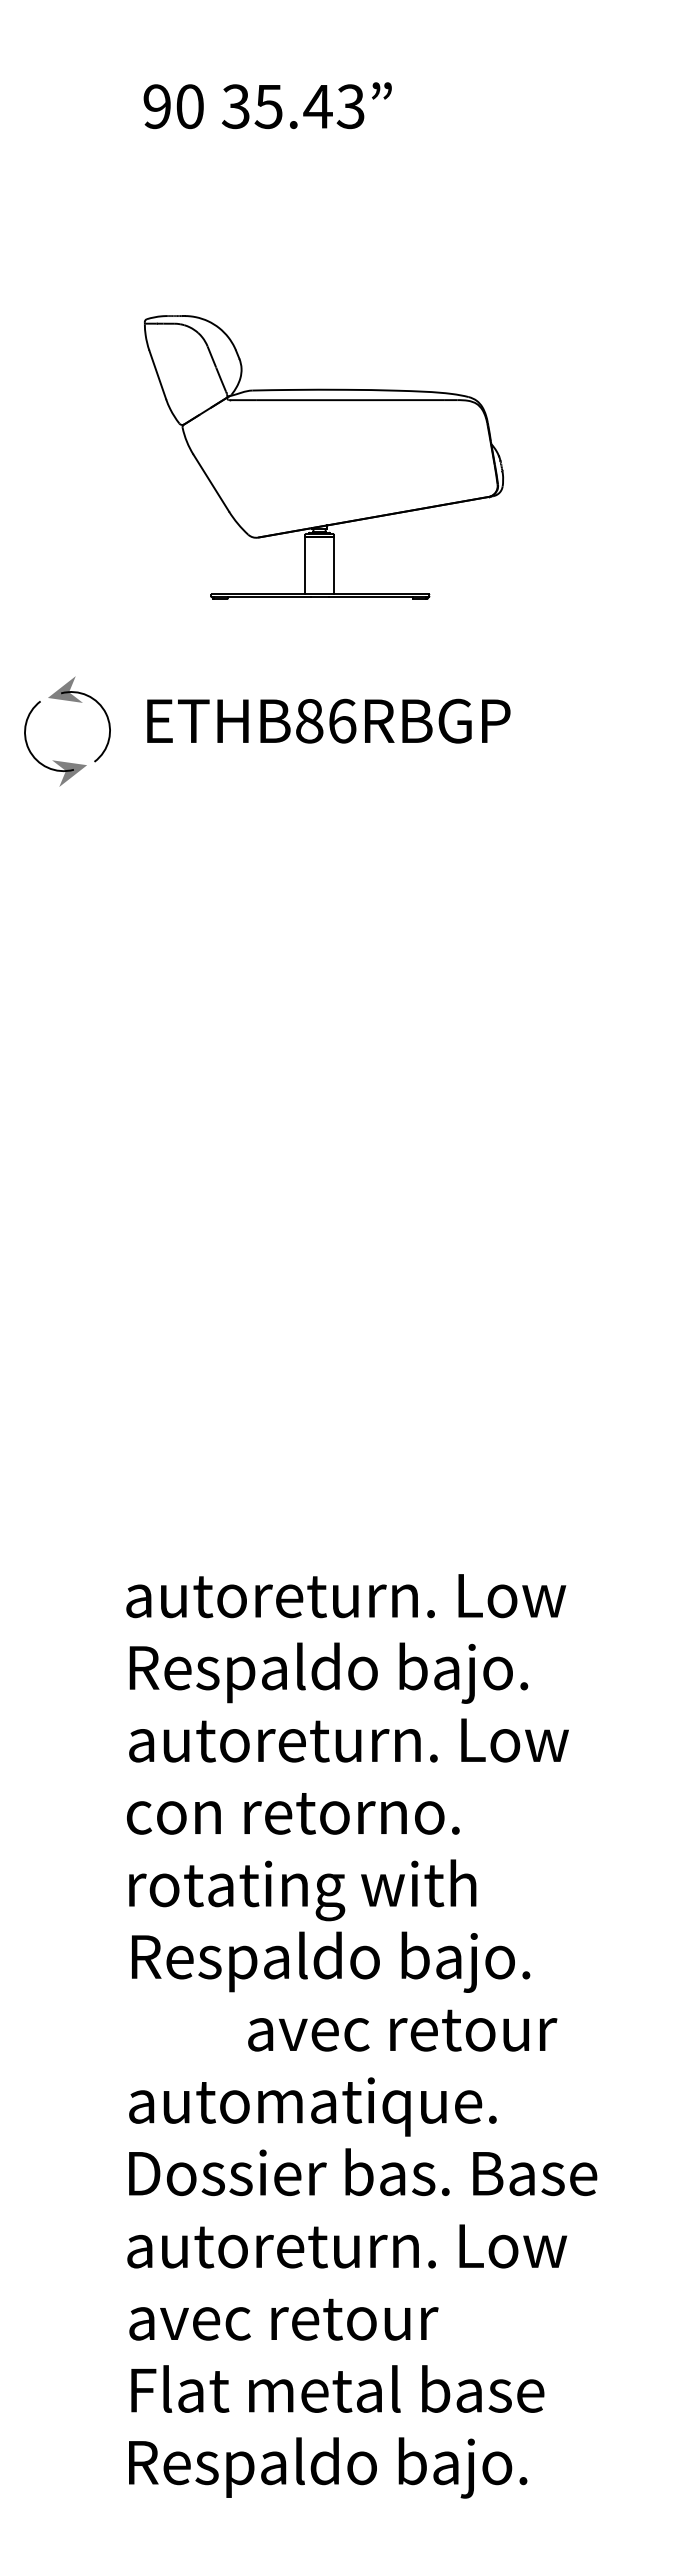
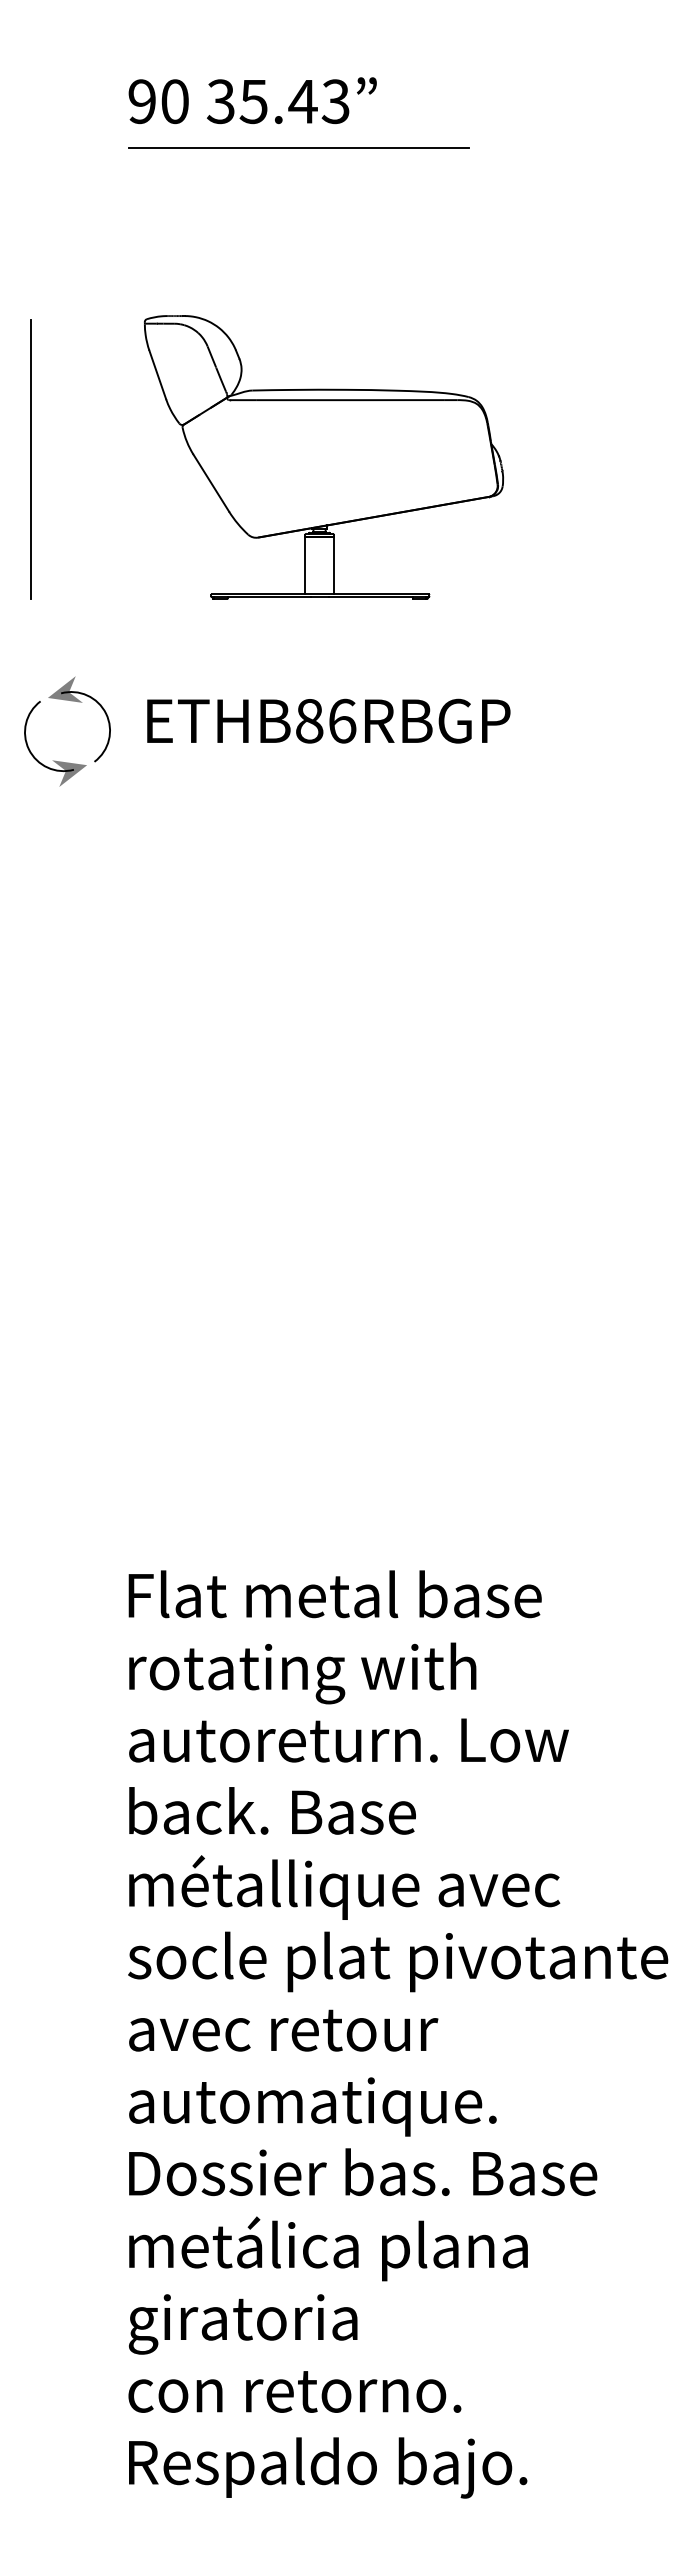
text position: (267, 105) -> (252, 100) (252, 100)
line: none -> present (298, 148)
line: none -> present (30, 458)
text: autoreturn. Low -> Flat metal base (346, 1594)
text: Respaldo bajo. -> rotating with (328, 1673)
text: con retorno. -> back. Base (292, 1810)
text: rotating with -> métallique avec (347, 1888)
text: Respaldo bajo. -> socle plat pivotante (398, 1961)
text position: (402, 2030) -> (283, 2030) (283, 2030)
text: autoreturn. Low -> metálica plana (347, 2248)
text: avec retour -> giratoria (283, 2324)
text: Flat metal base -> con retorno. (336, 2388)
